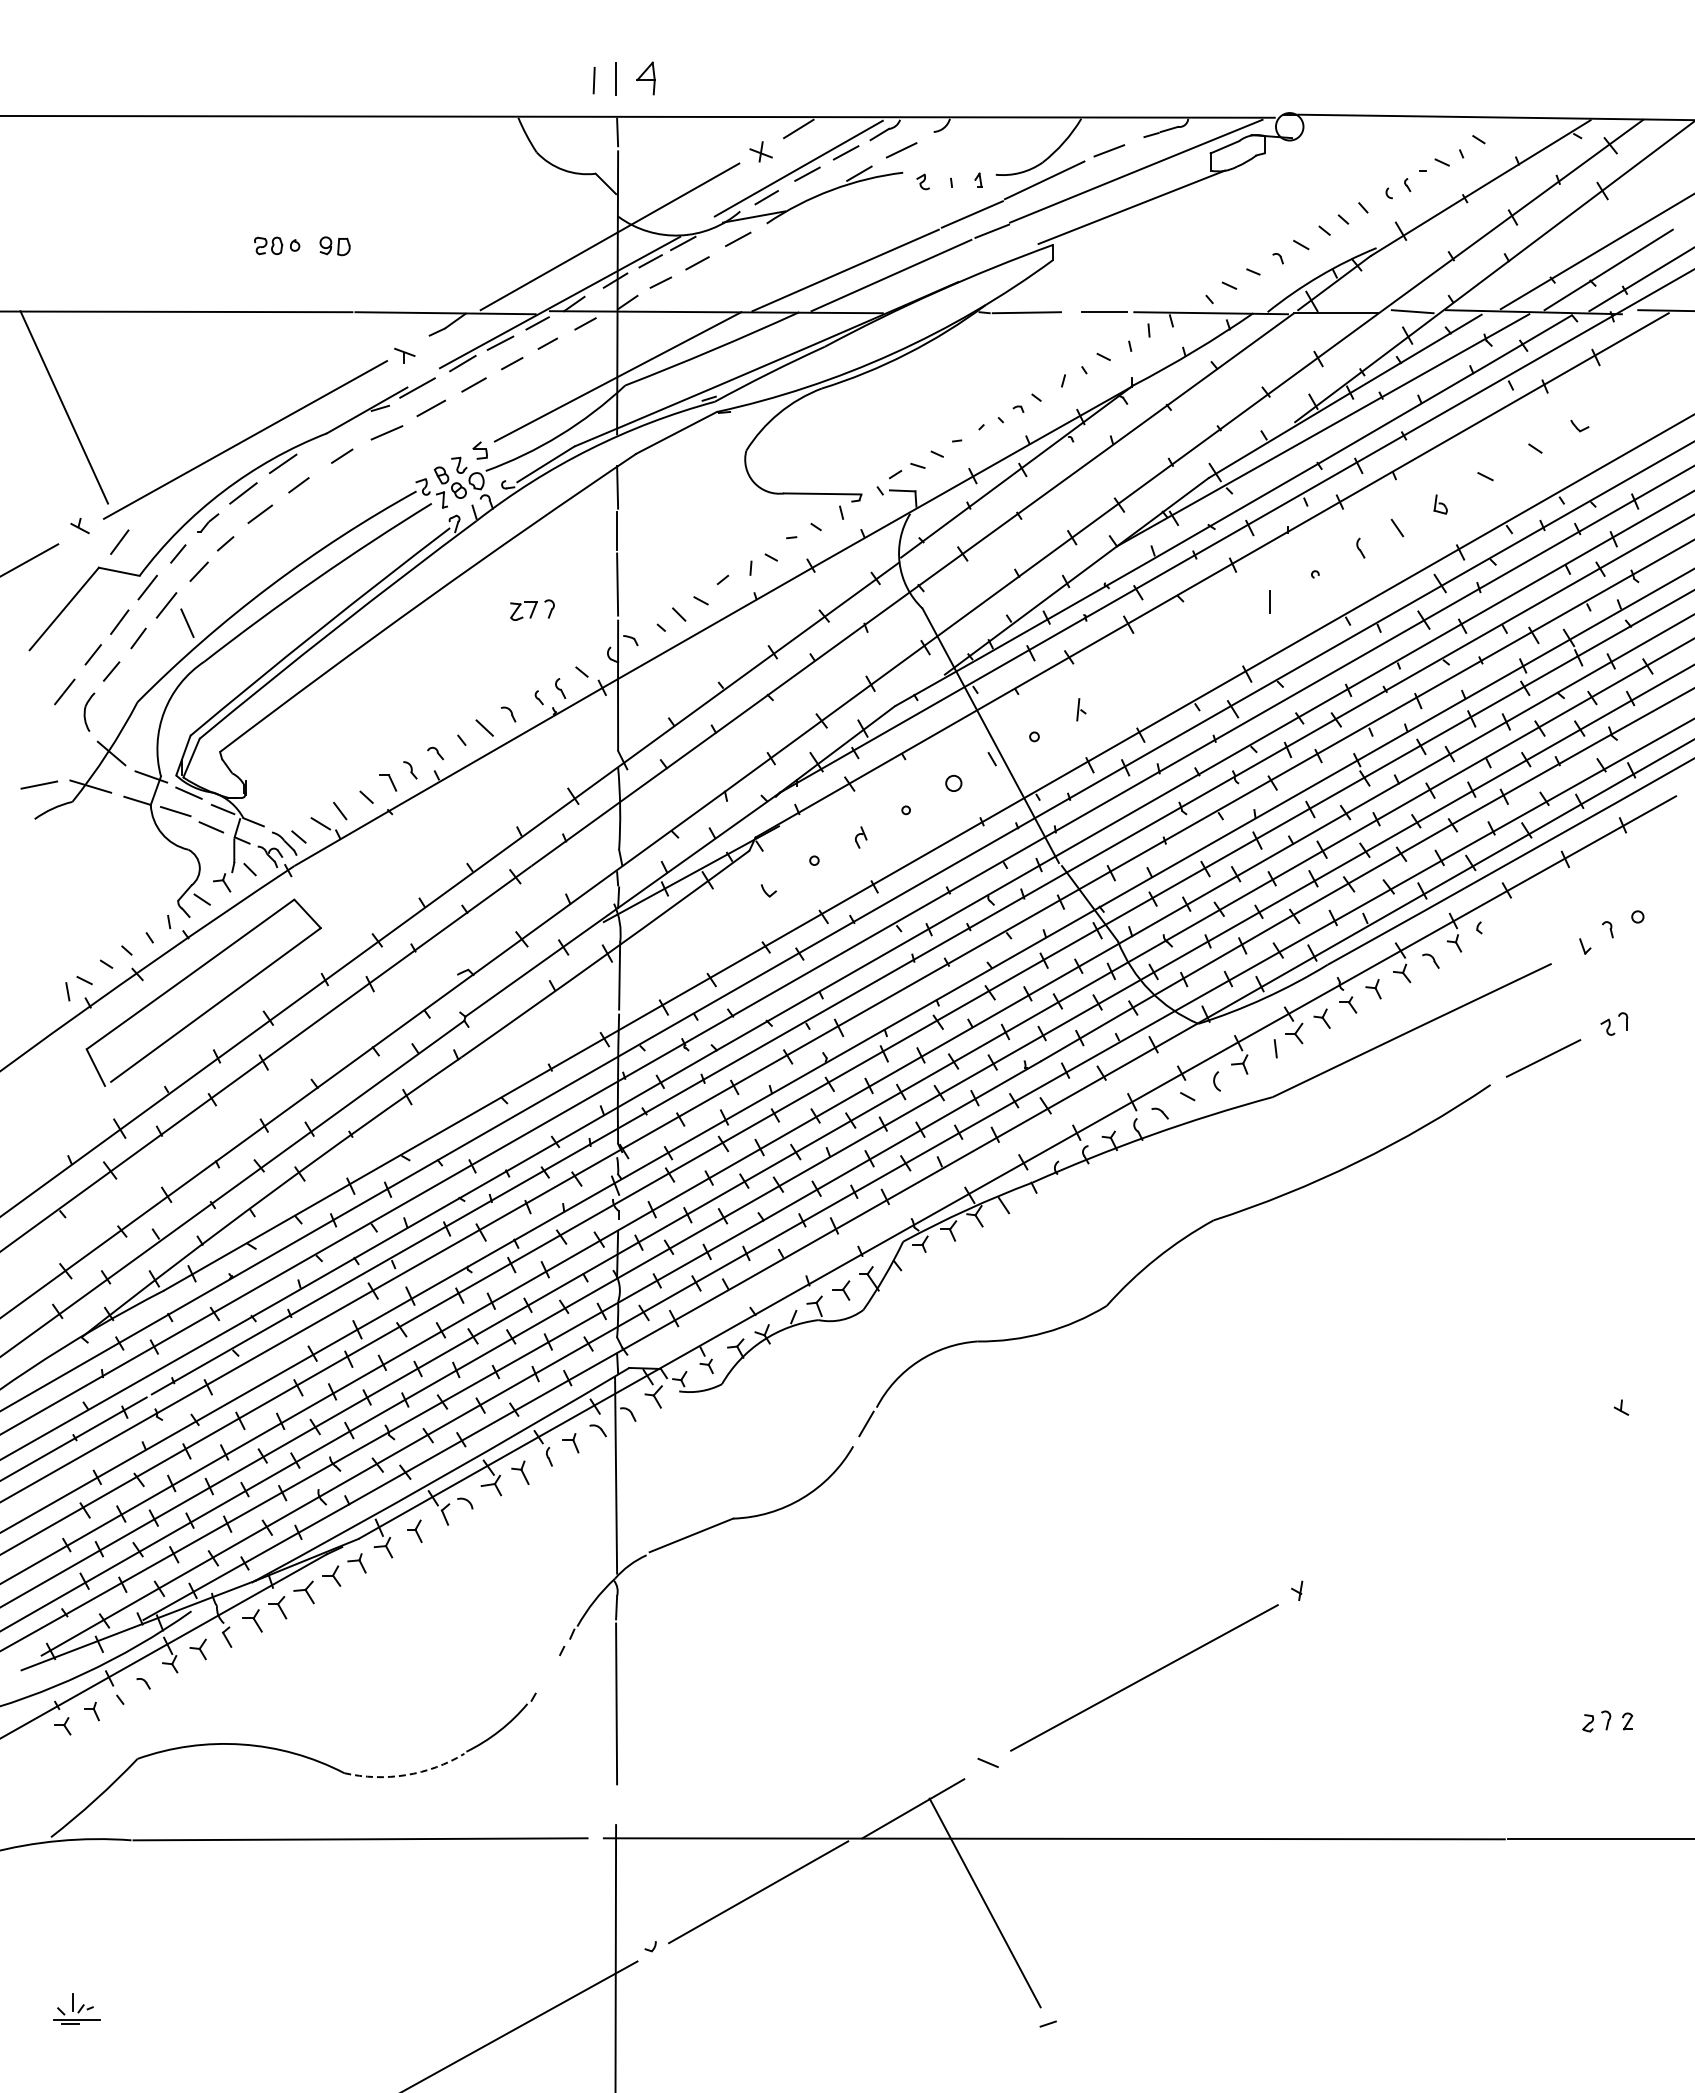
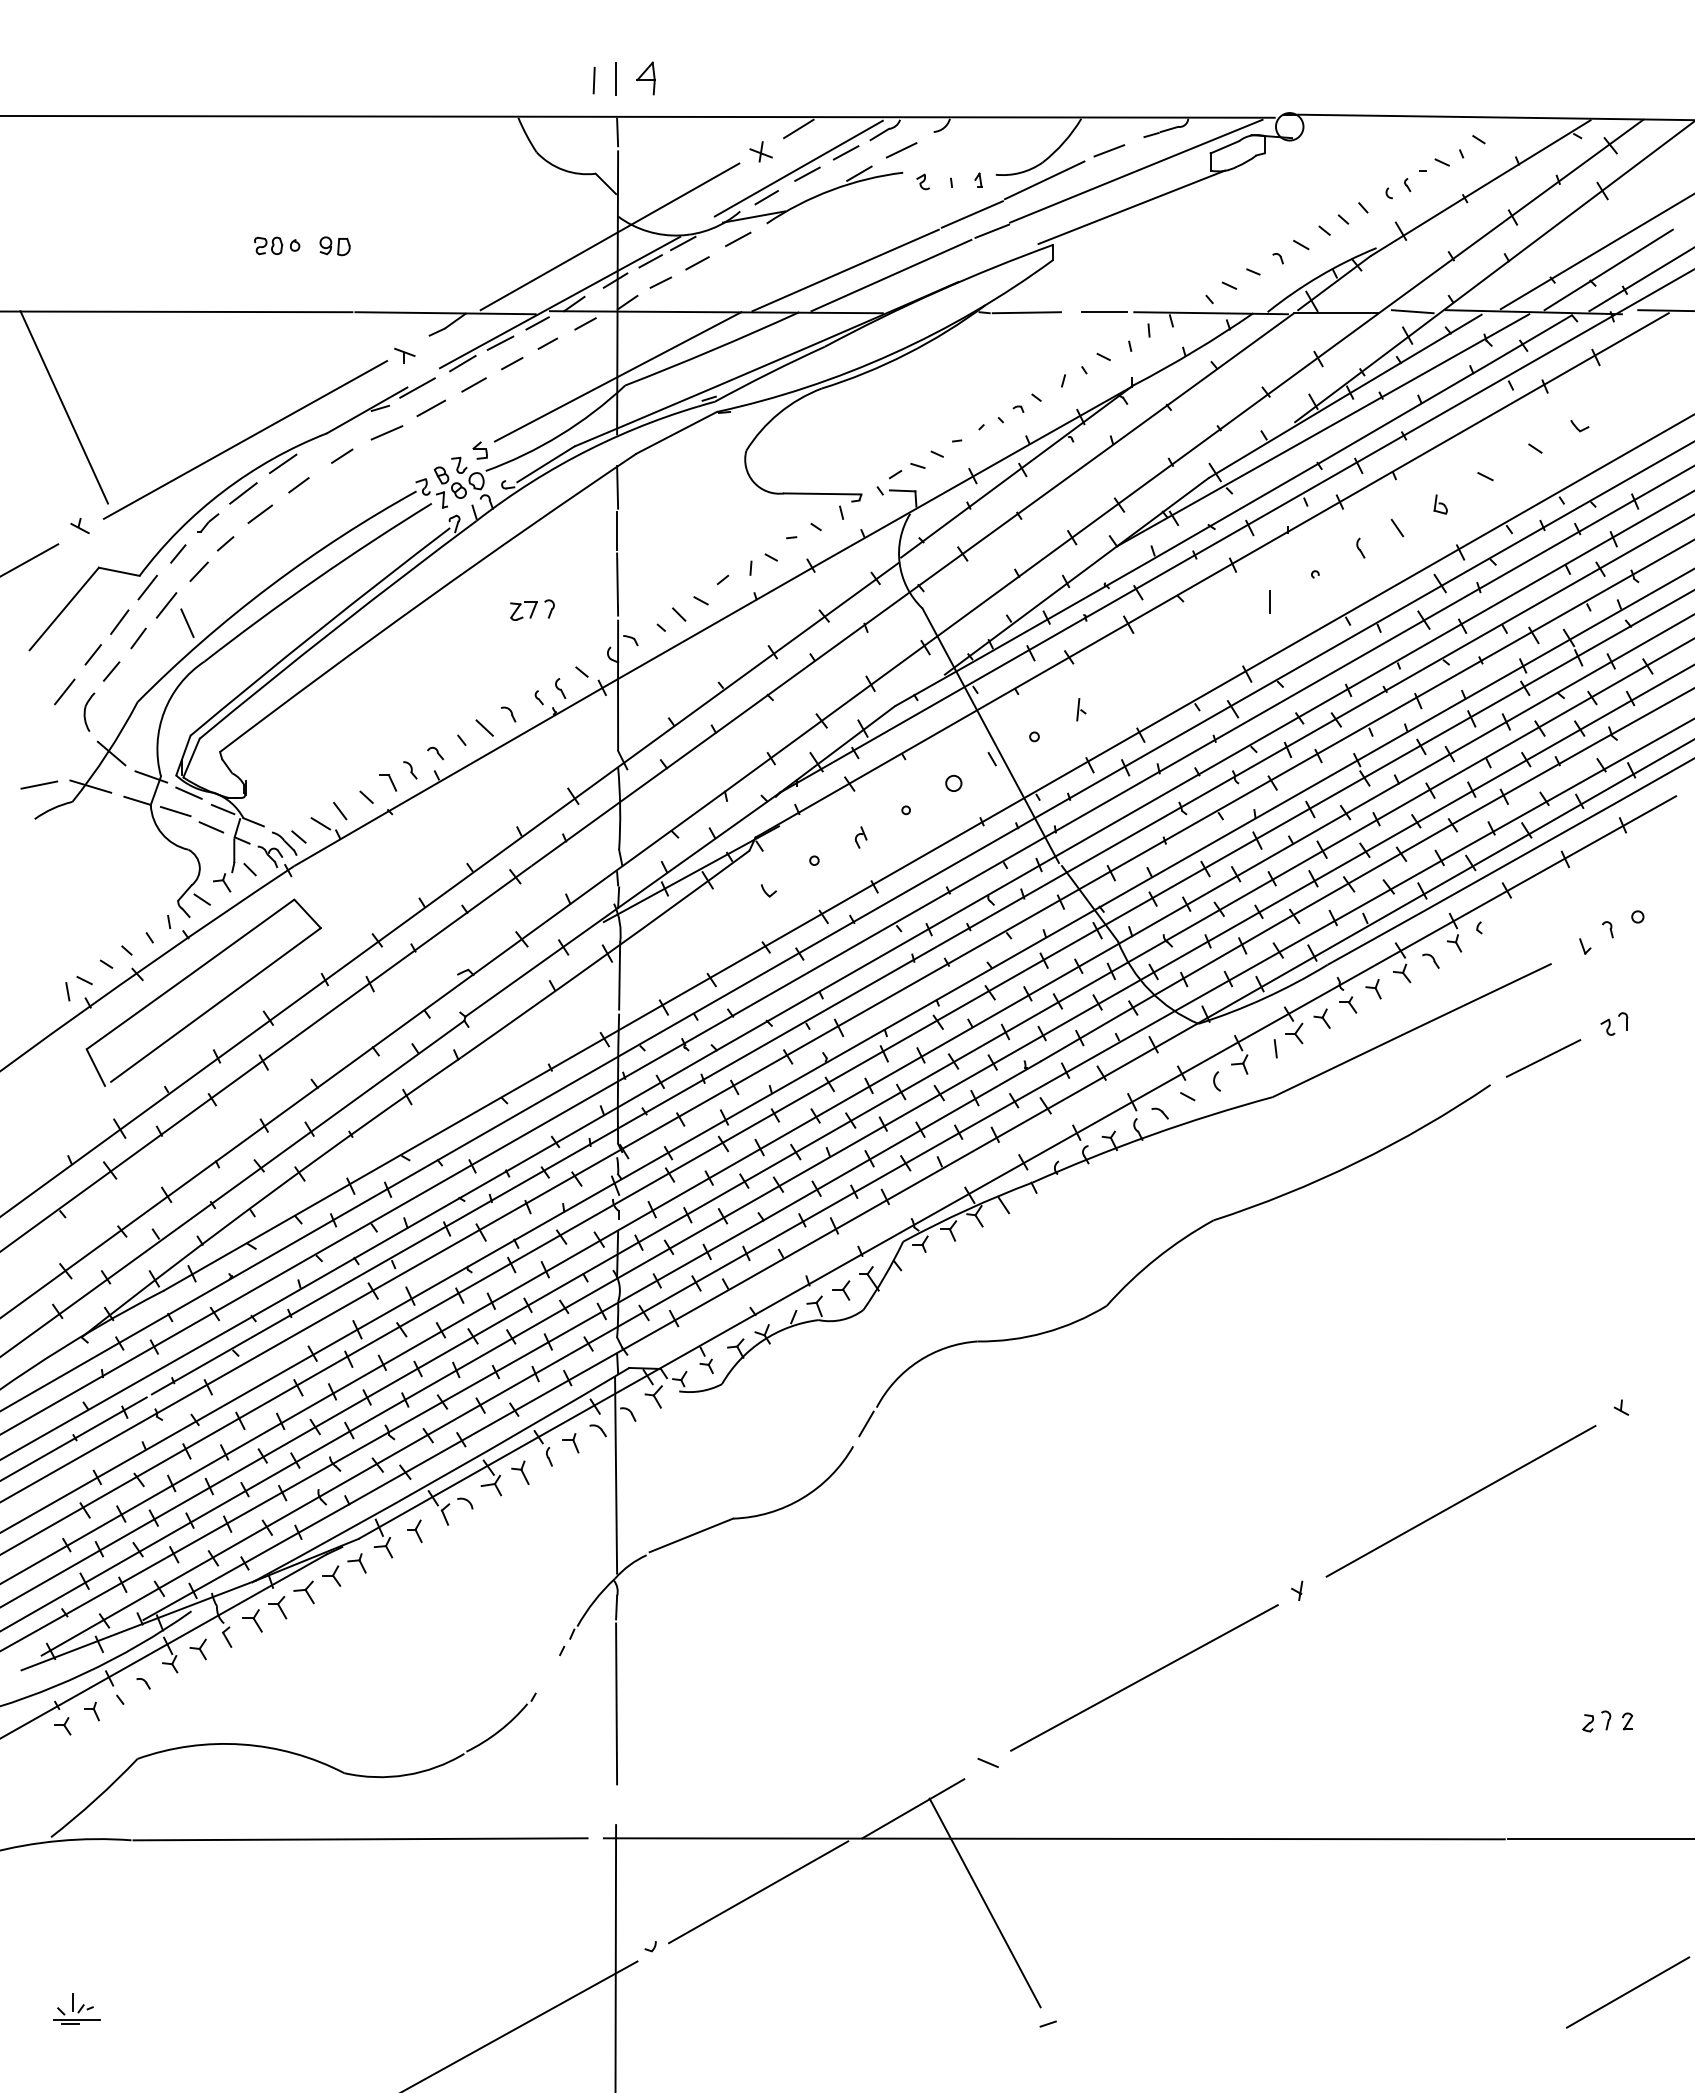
line: present -> none (119, 541)
line: none -> present (1460, 1500)
arc: dashed -> solid (406, 1775)
line: none -> present (1627, 1992)
